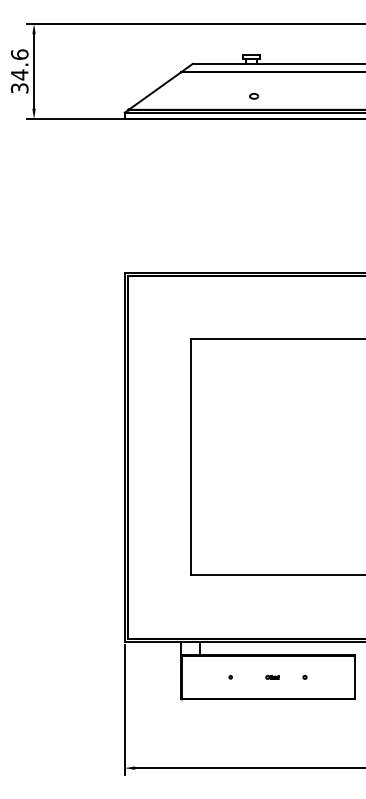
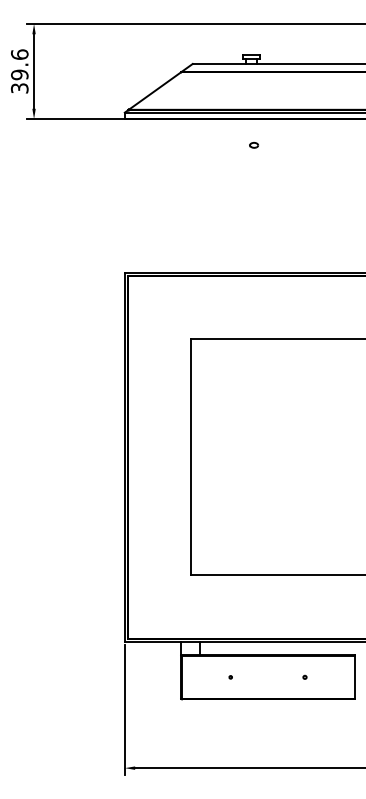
text: 34.6 -> 39.6 (19, 74)
part position: (254, 96) -> (254, 145) (254, 145)
part: present -> none (272, 676)
